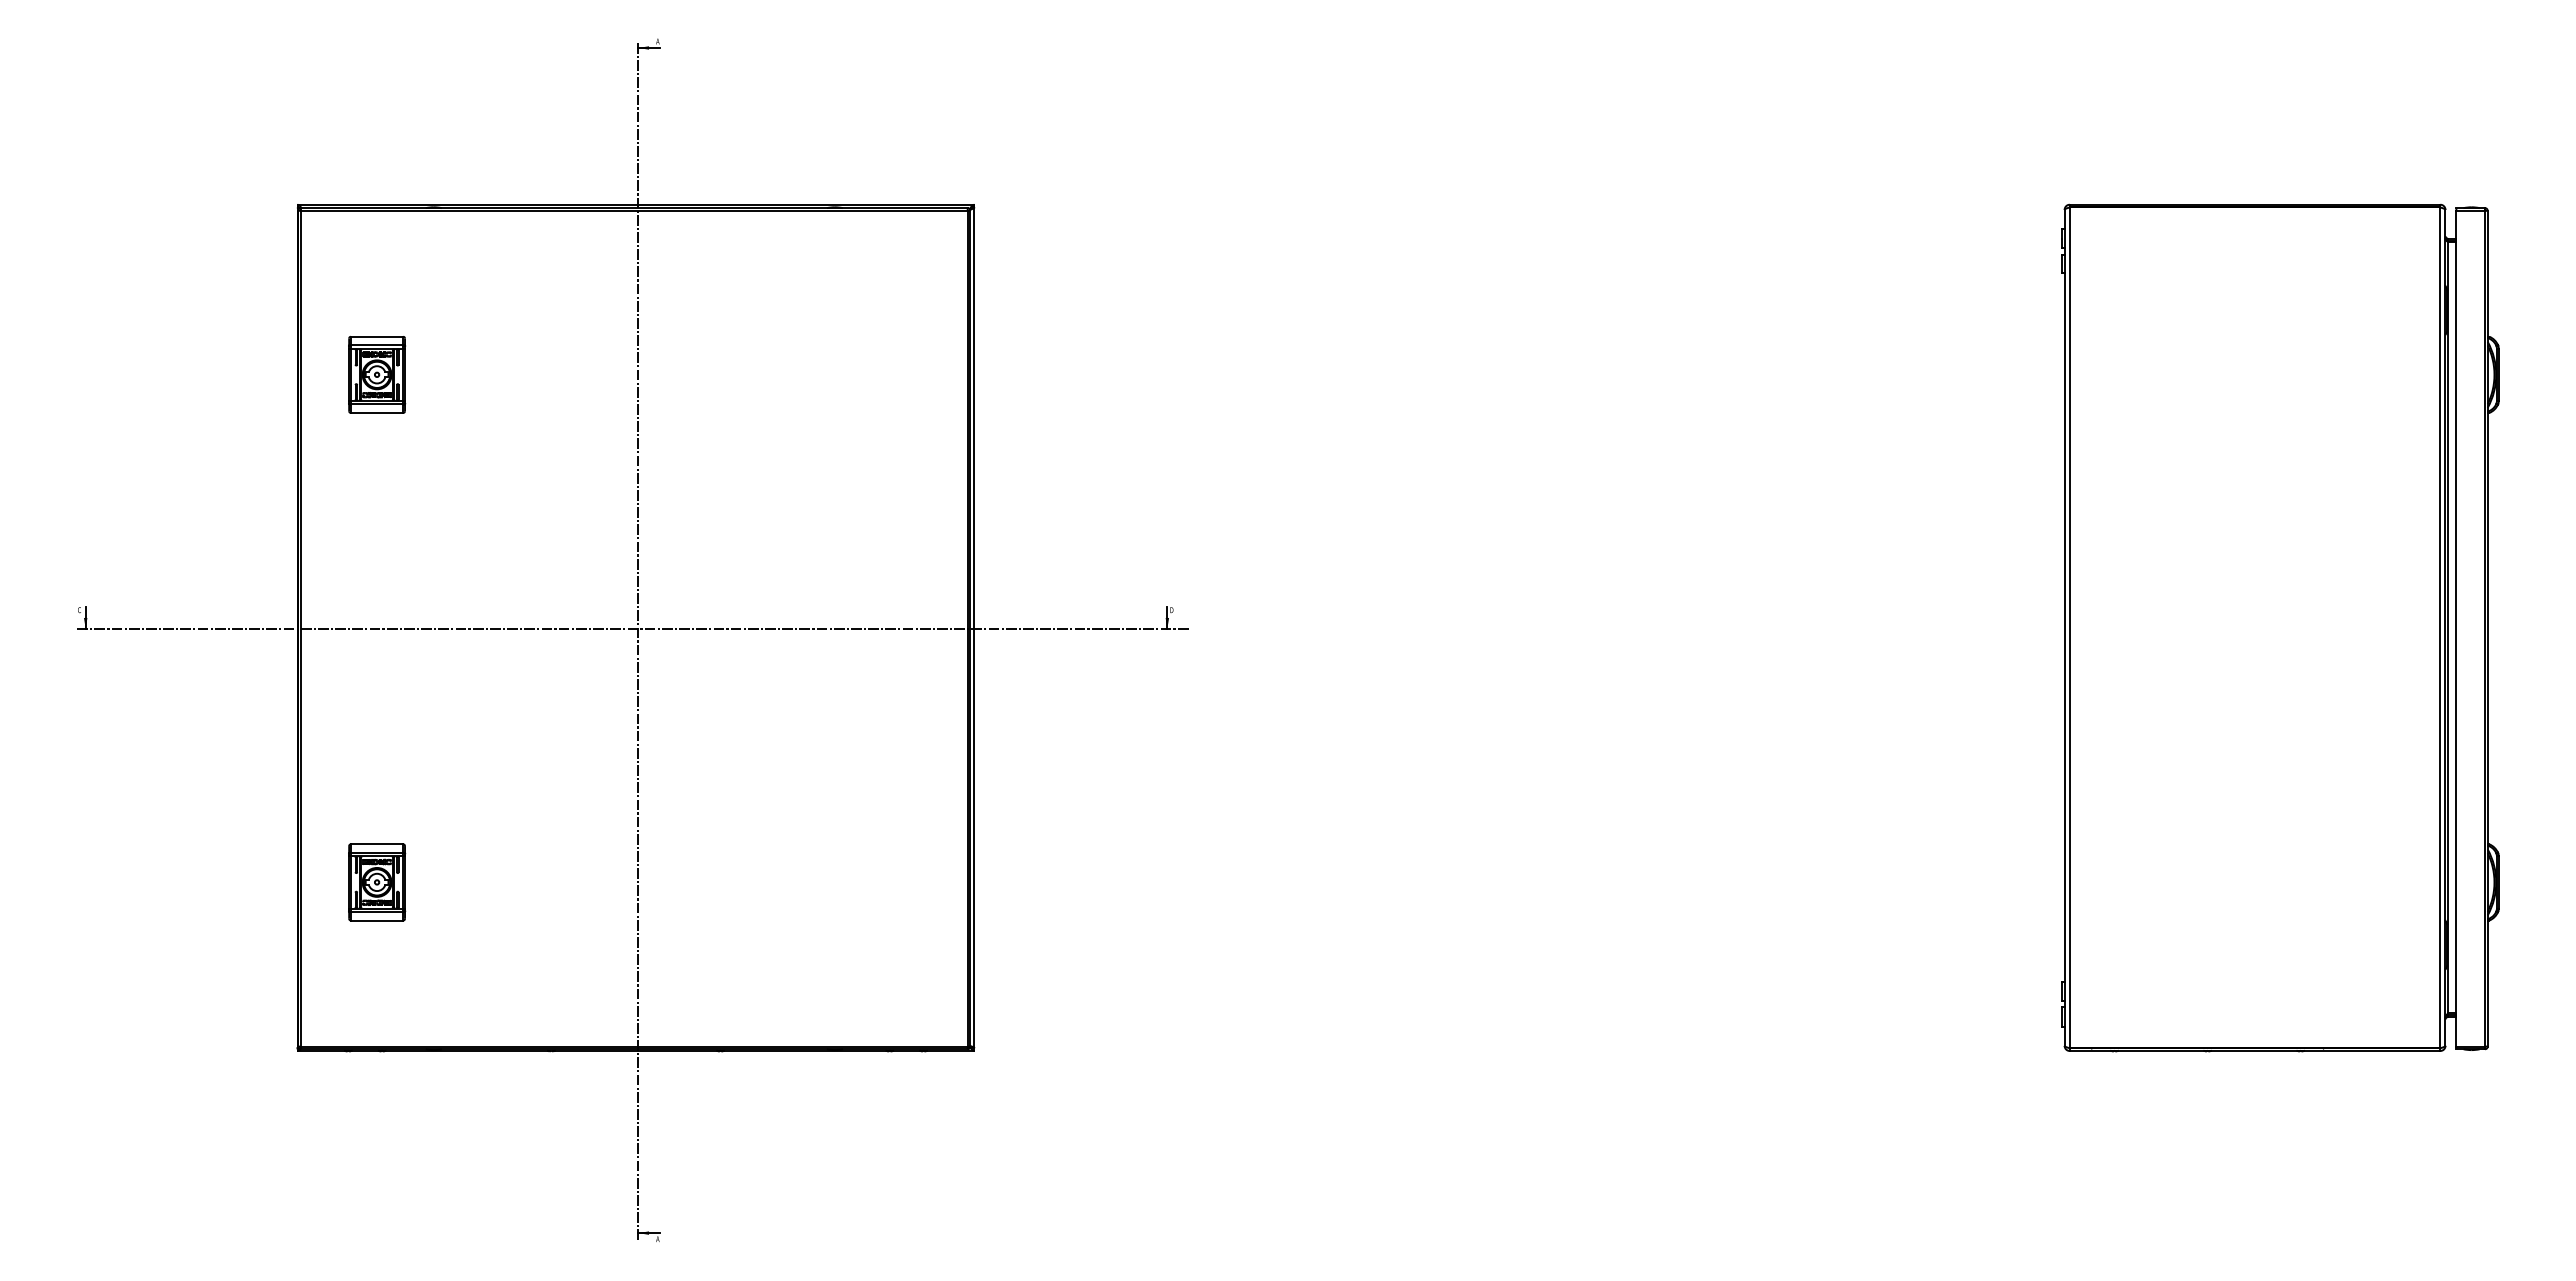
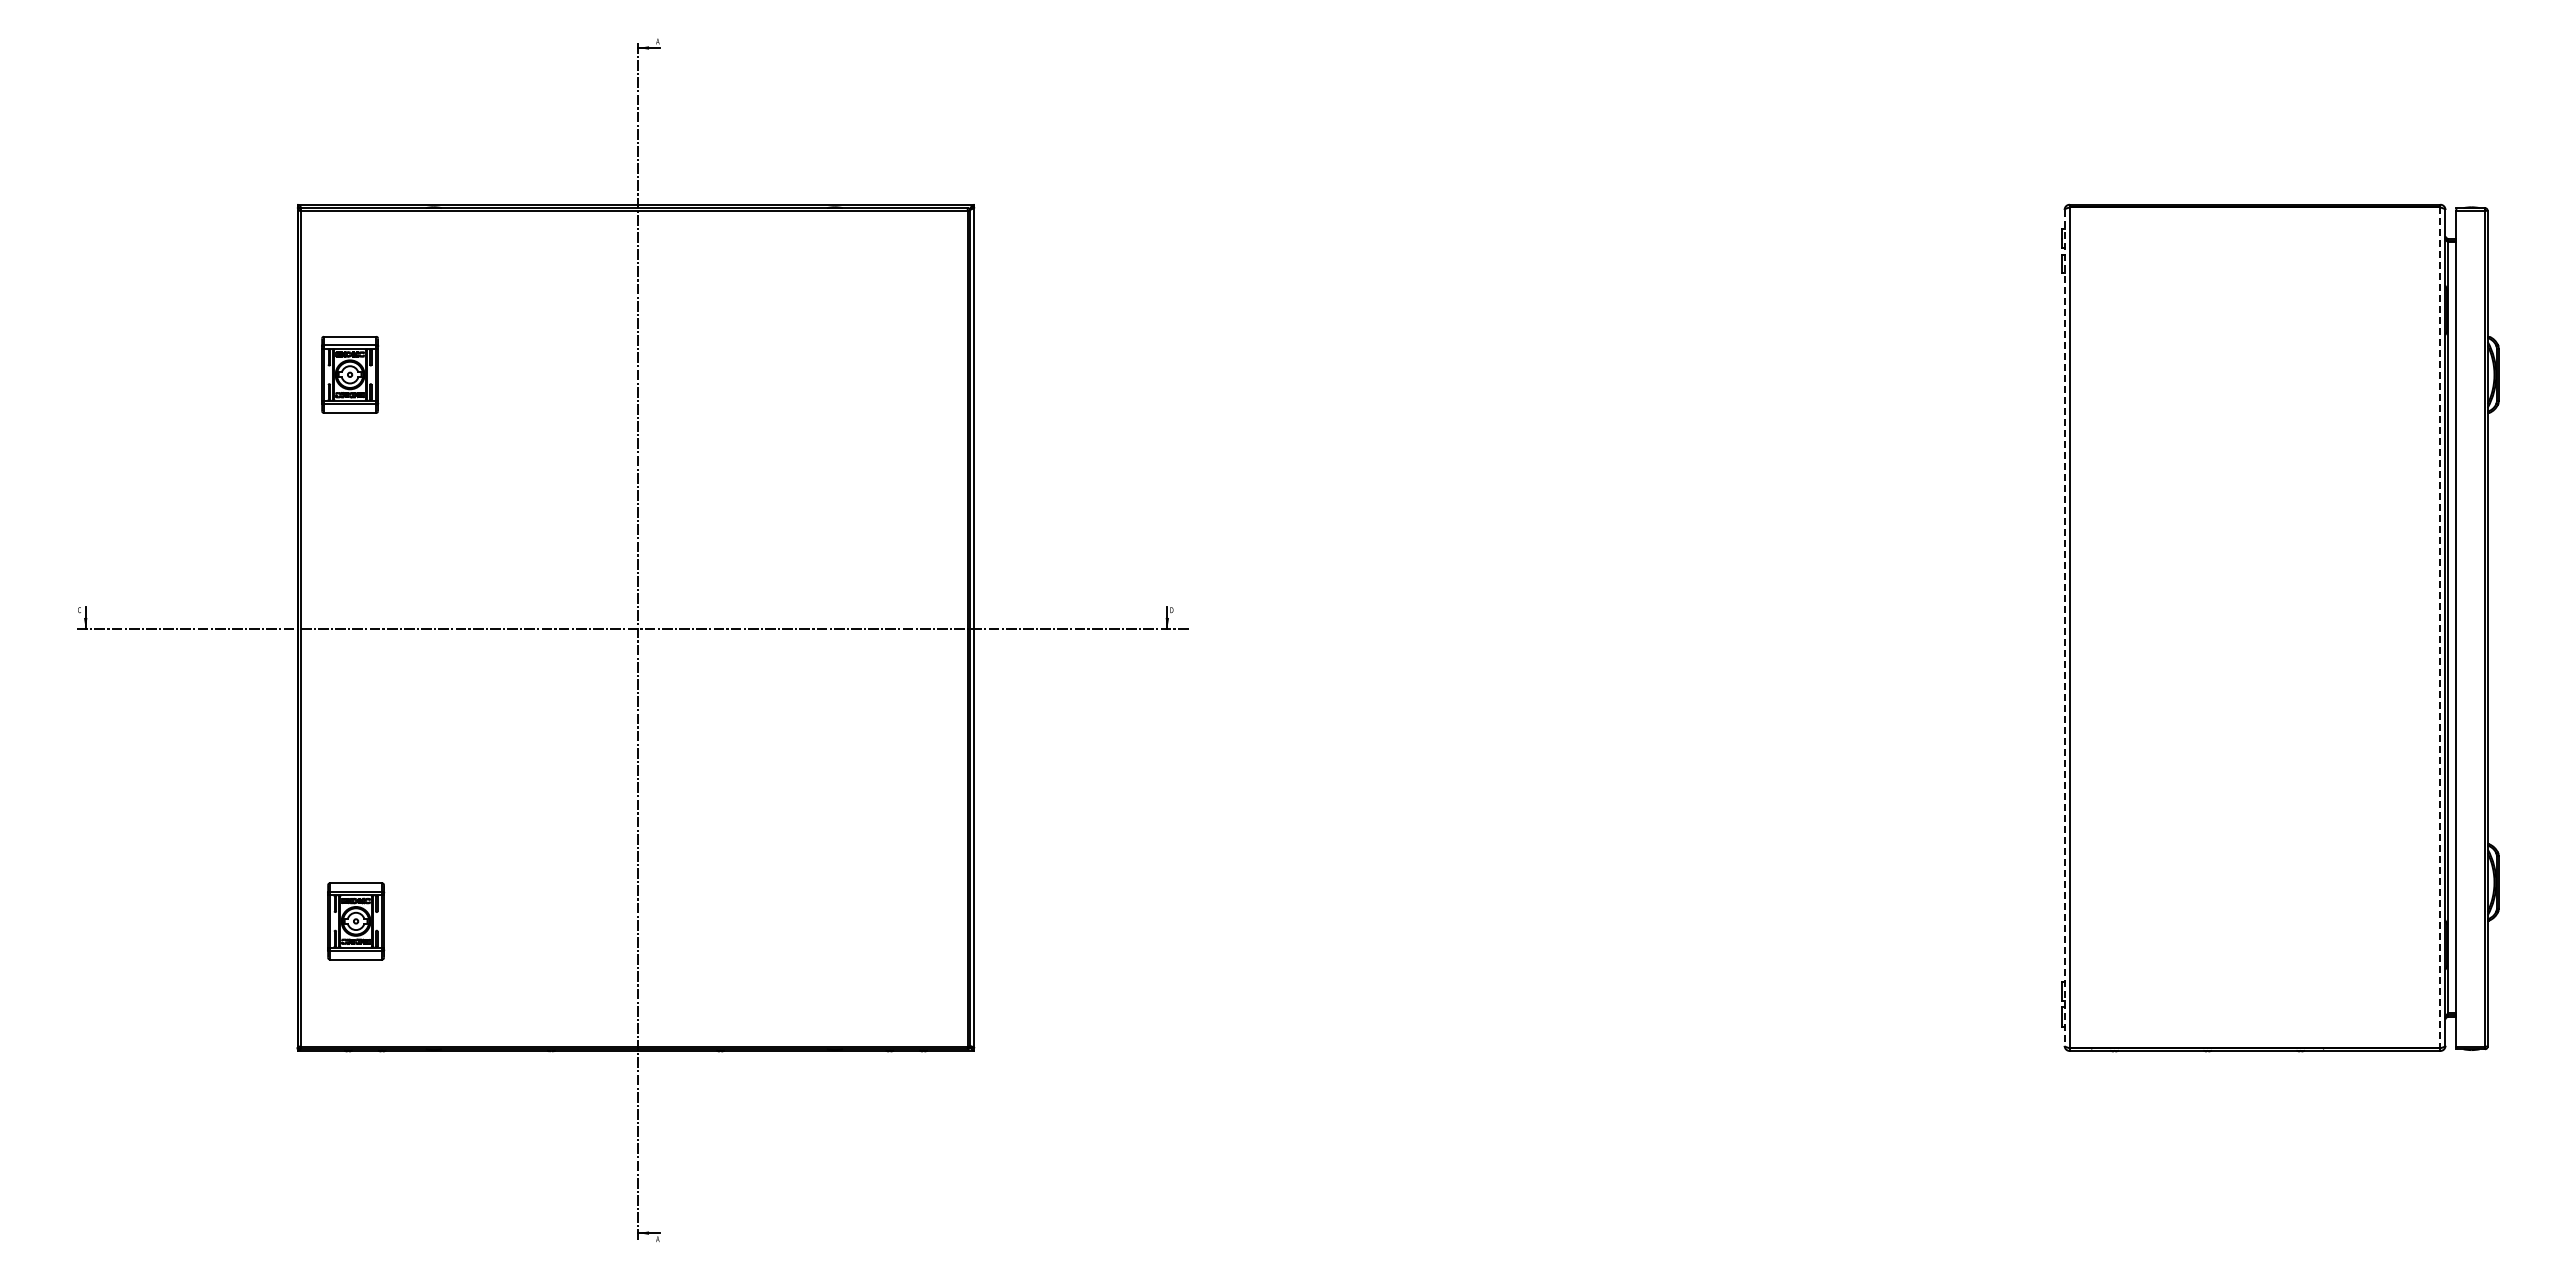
part position: (377, 374) -> (350, 374) (350, 374)
line: solid -> dashed (2064, 628)
line: solid -> dashed (2440, 628)
part position: (377, 882) -> (356, 921) (356, 921)
